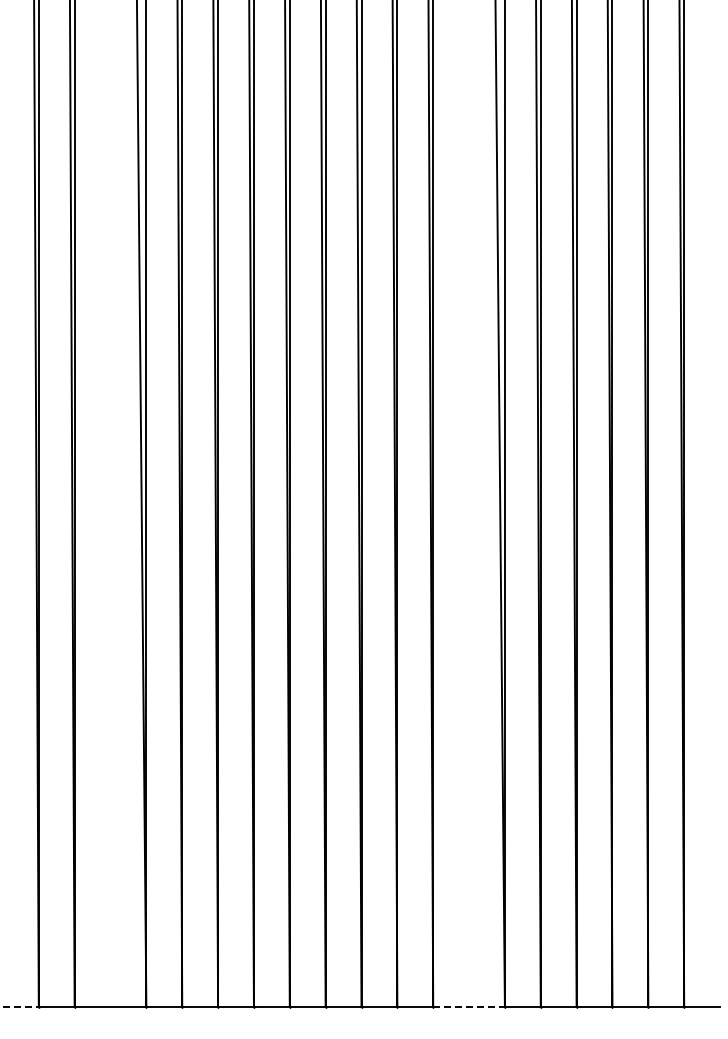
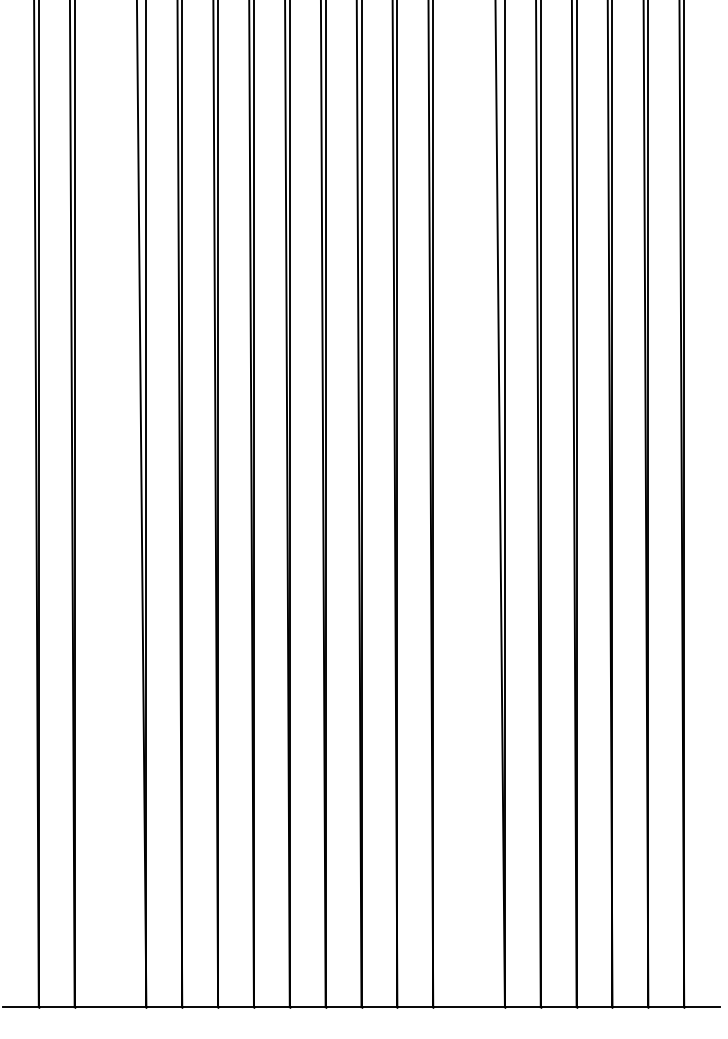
line: dashed -> solid (20, 1007)
line: dashed -> solid (469, 1007)
